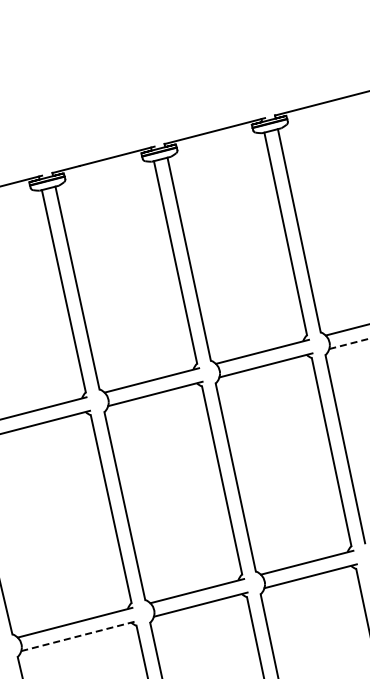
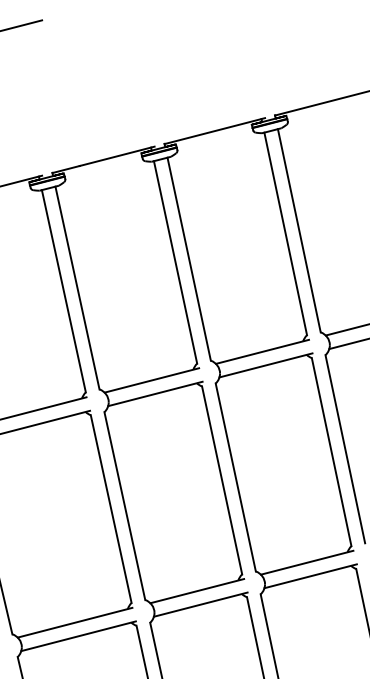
line: none -> present (22, 25)
line: dashed -> solid (349, 343)
line: dashed -> solid (79, 636)
